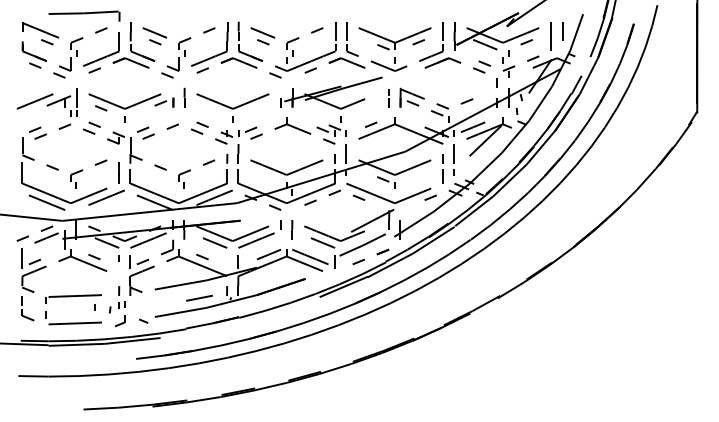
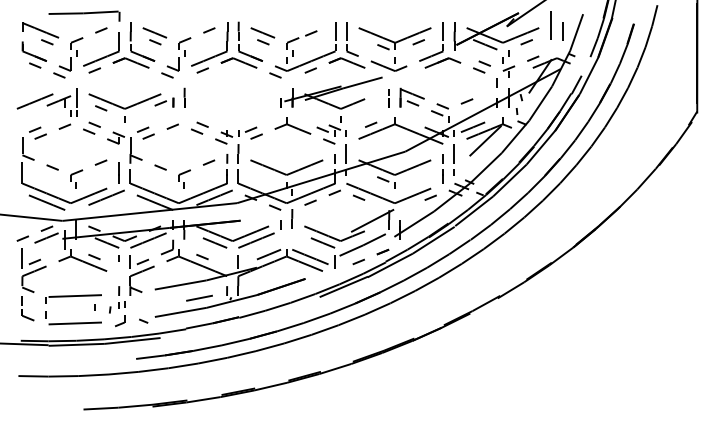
line position: (317, 30) -> (311, 33) (311, 33)
line position: (550, 36) -> (550, 25) (550, 25)
part: present -> none (232, 107)
line position: (292, 229) -> (292, 218) (292, 218)
